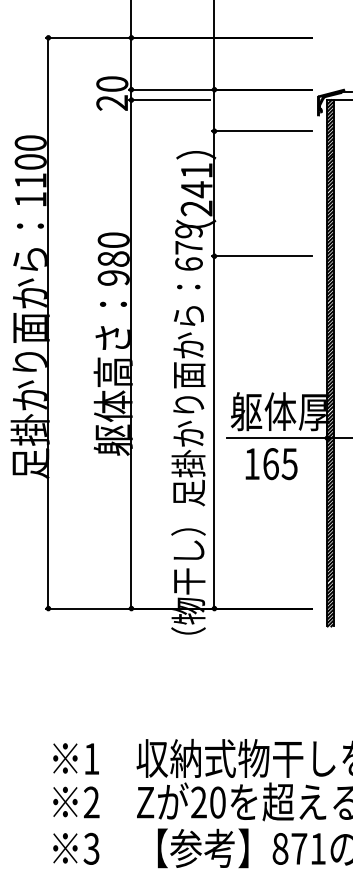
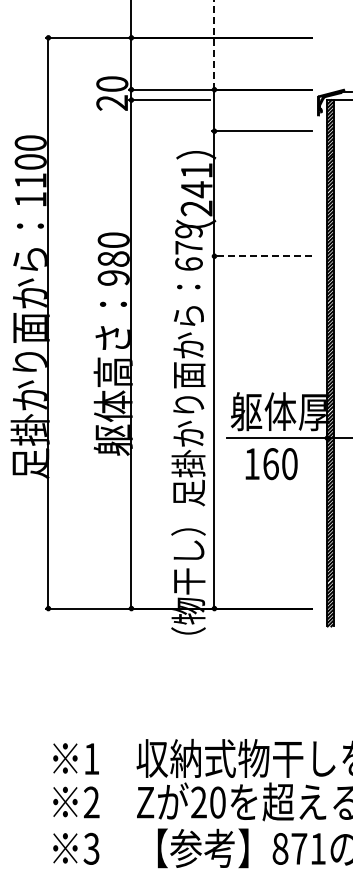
line: solid -> dashed (214, 44)
line: solid -> dashed (262, 256)
text: 165 -> 160 (289, 464)
